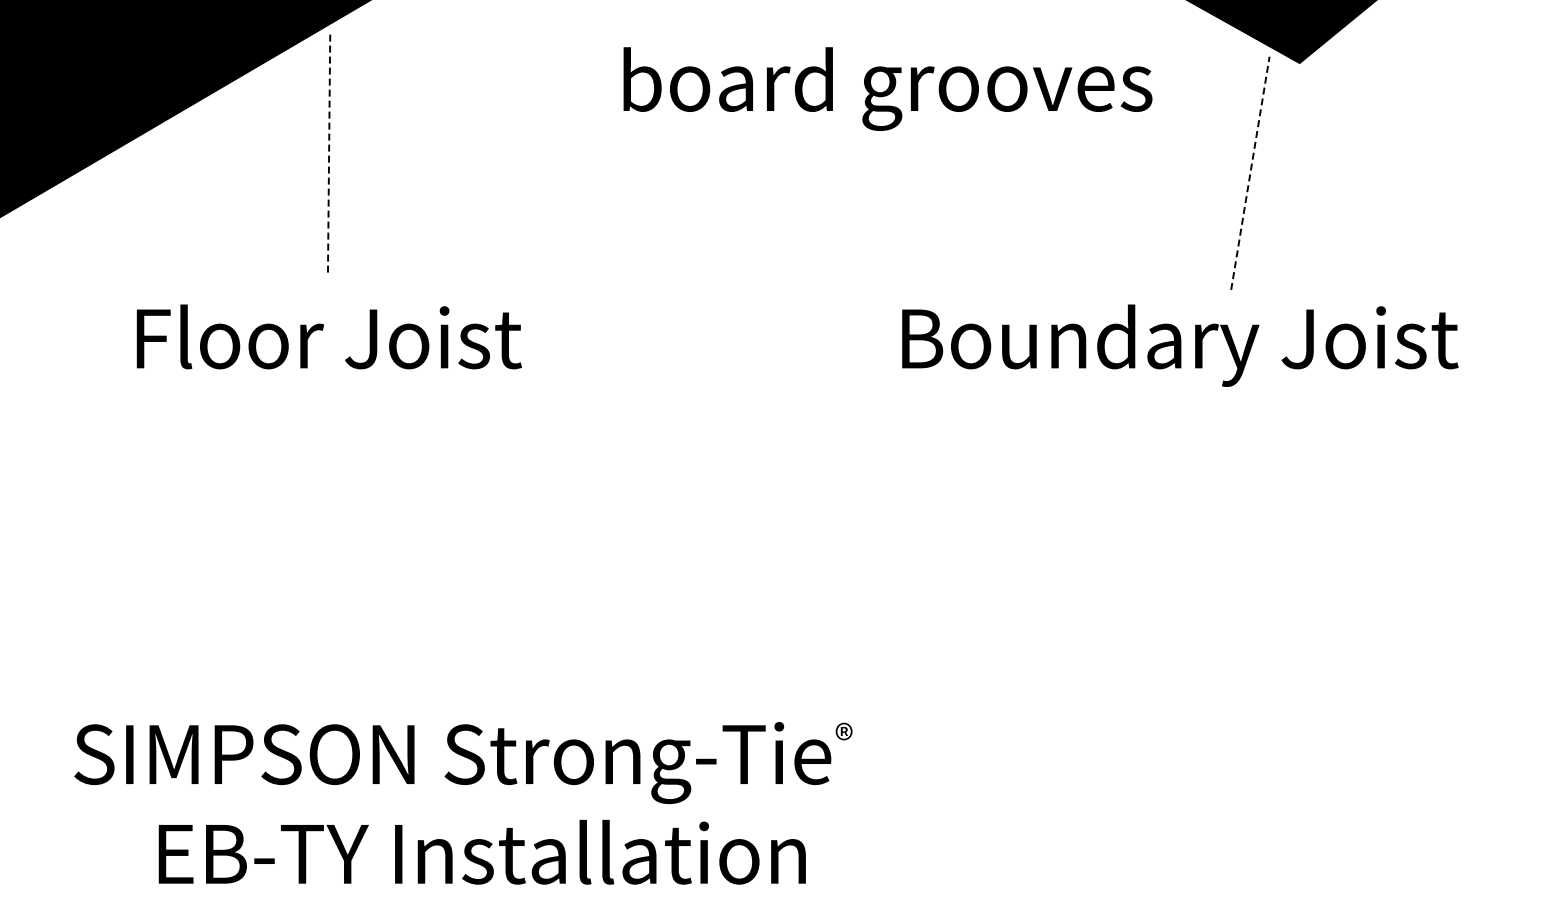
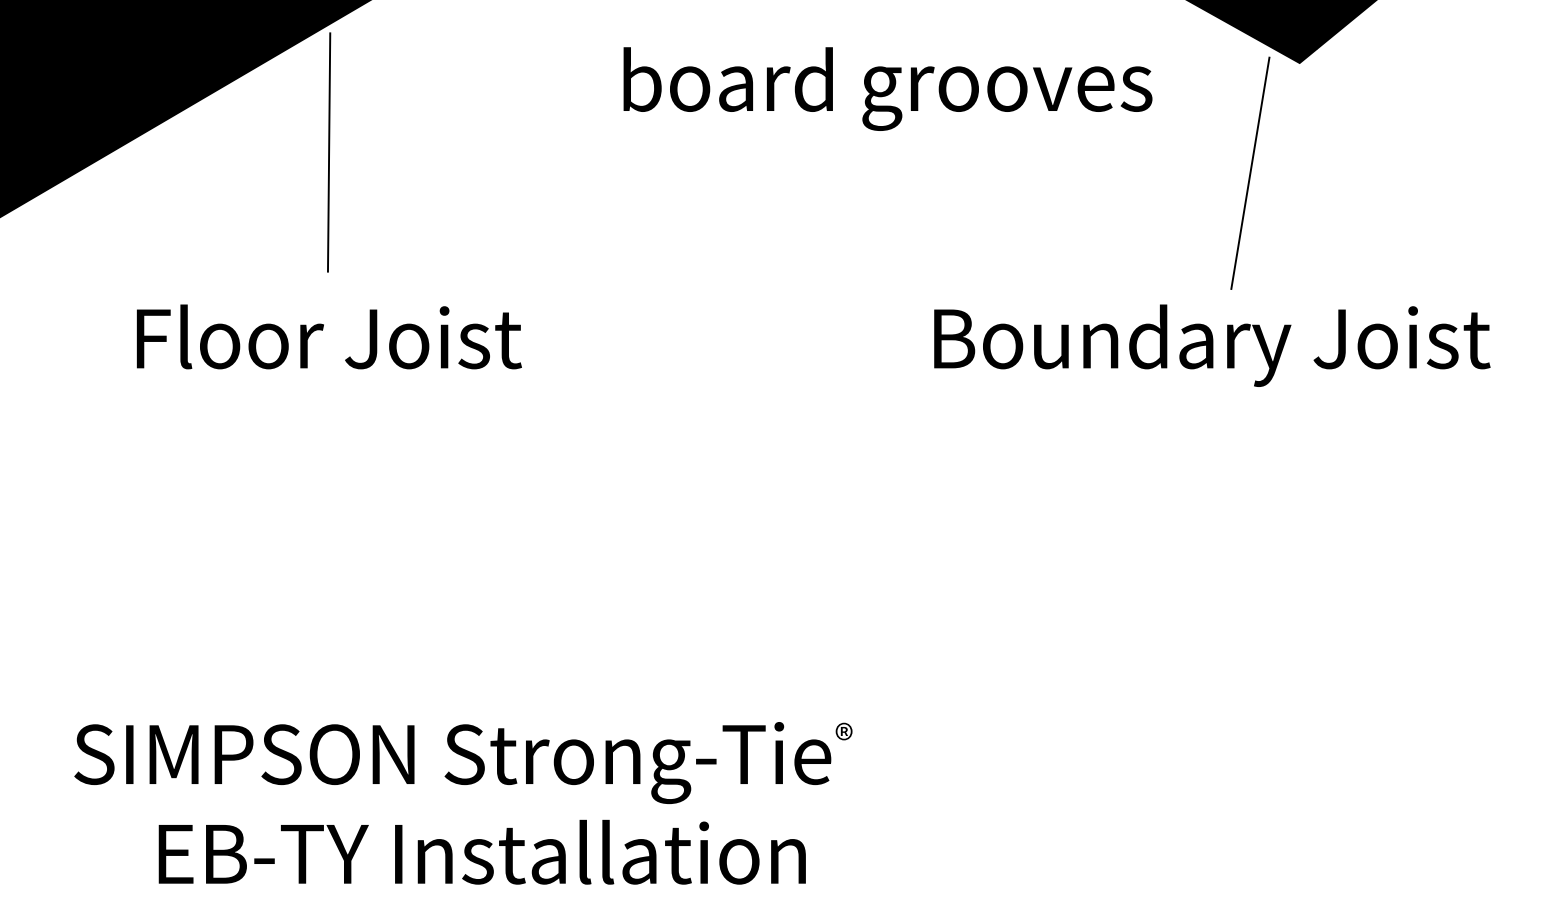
line: dashed -> solid (329, 152)
line: dashed -> solid (1250, 172)
text position: (1180, 345) -> (1212, 345) (1212, 345)
